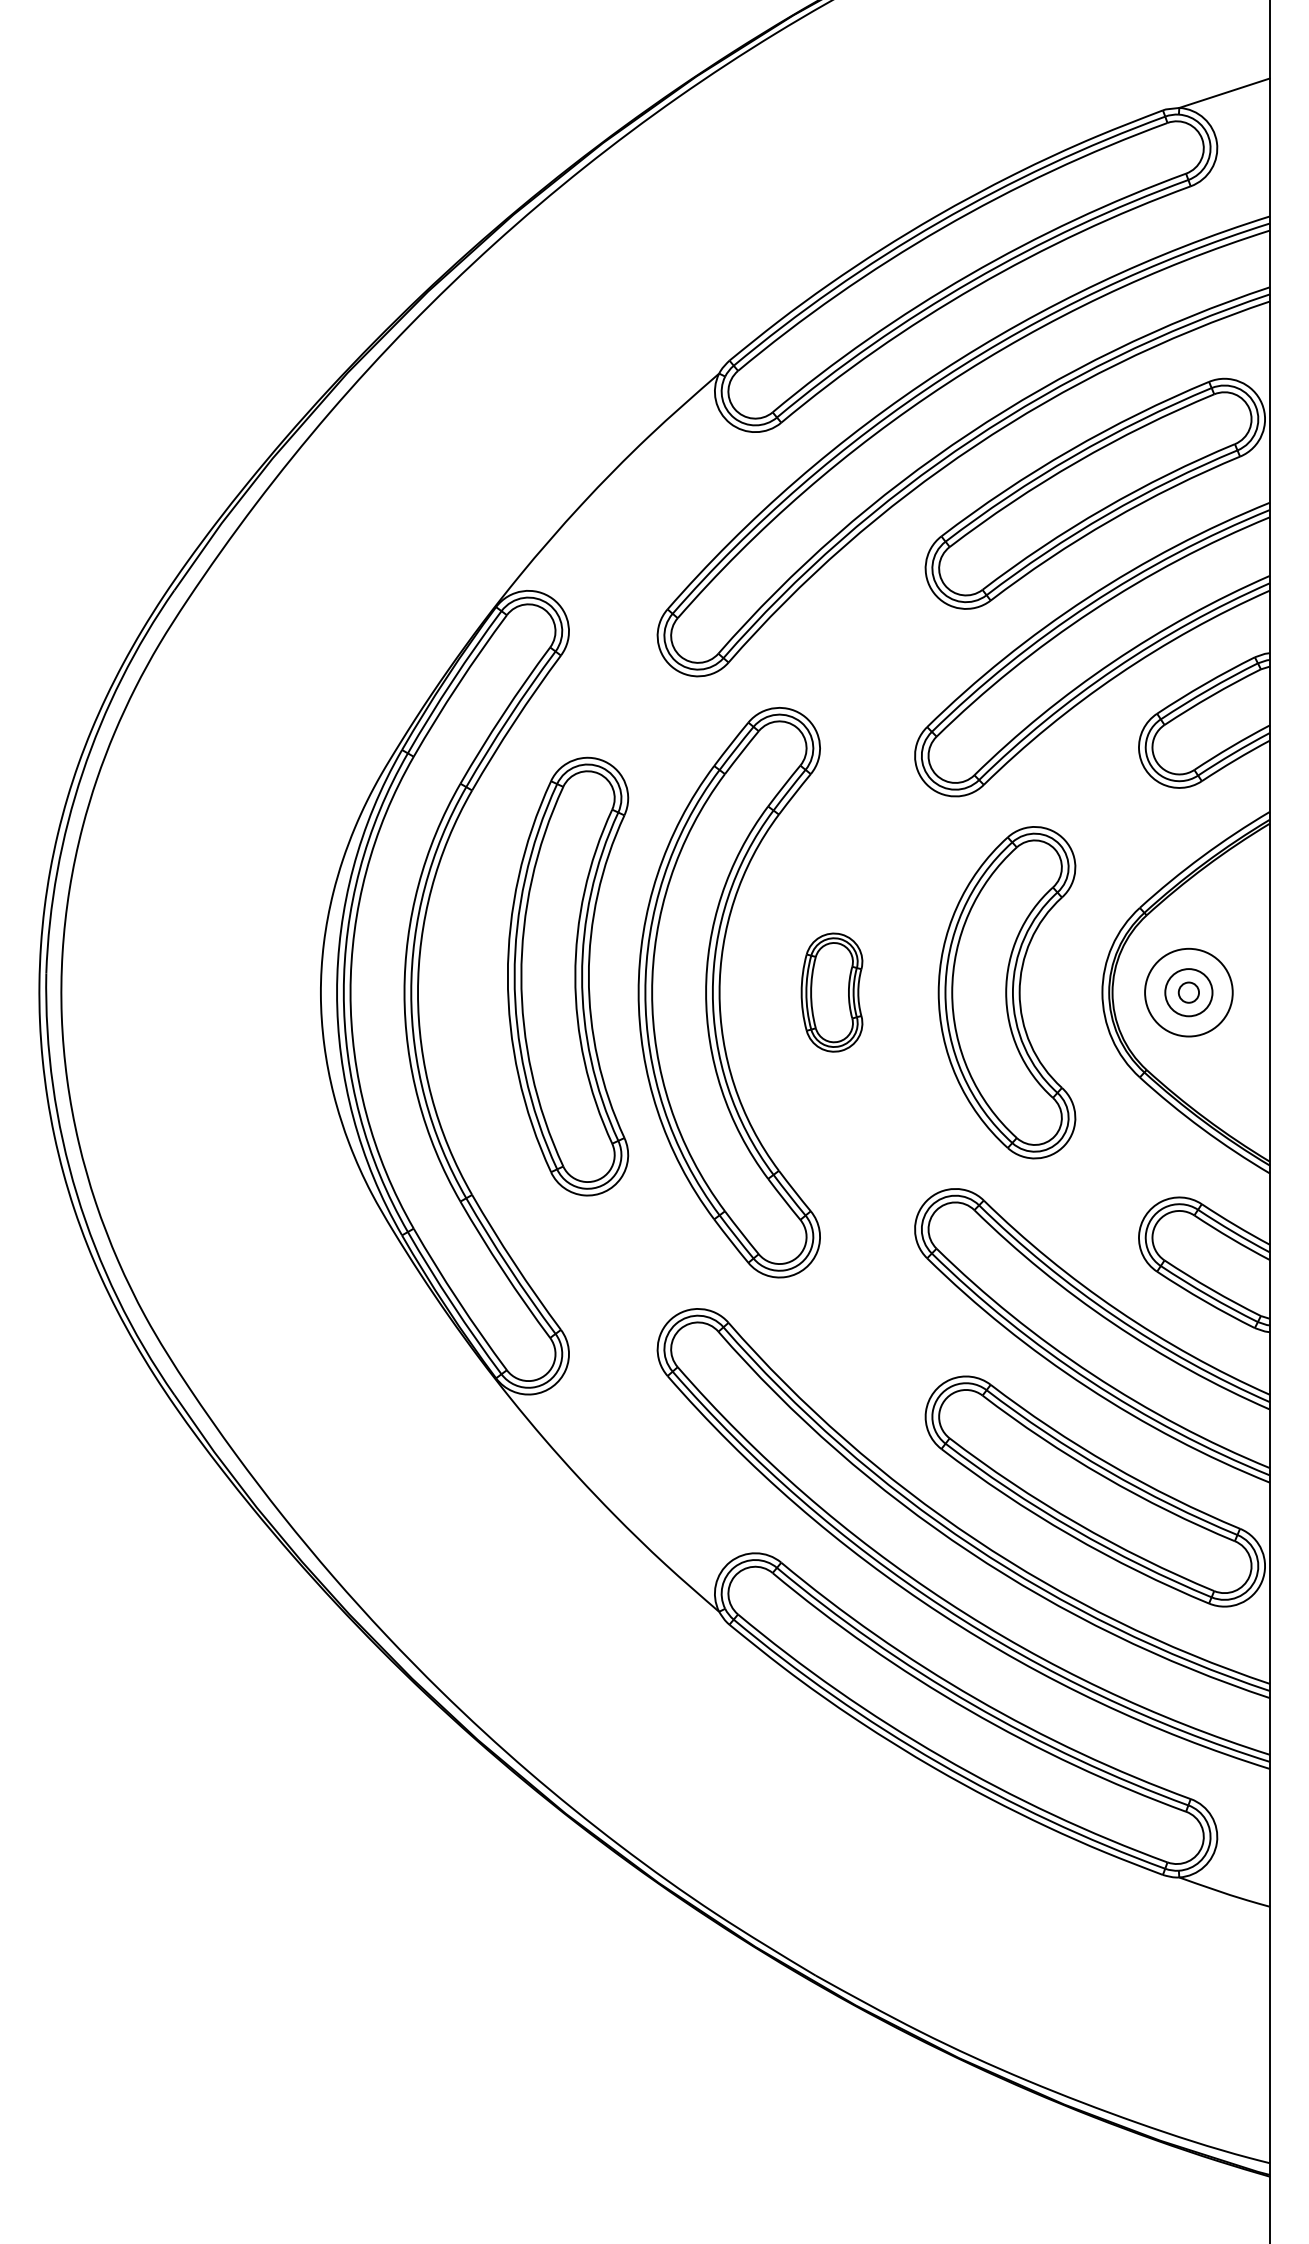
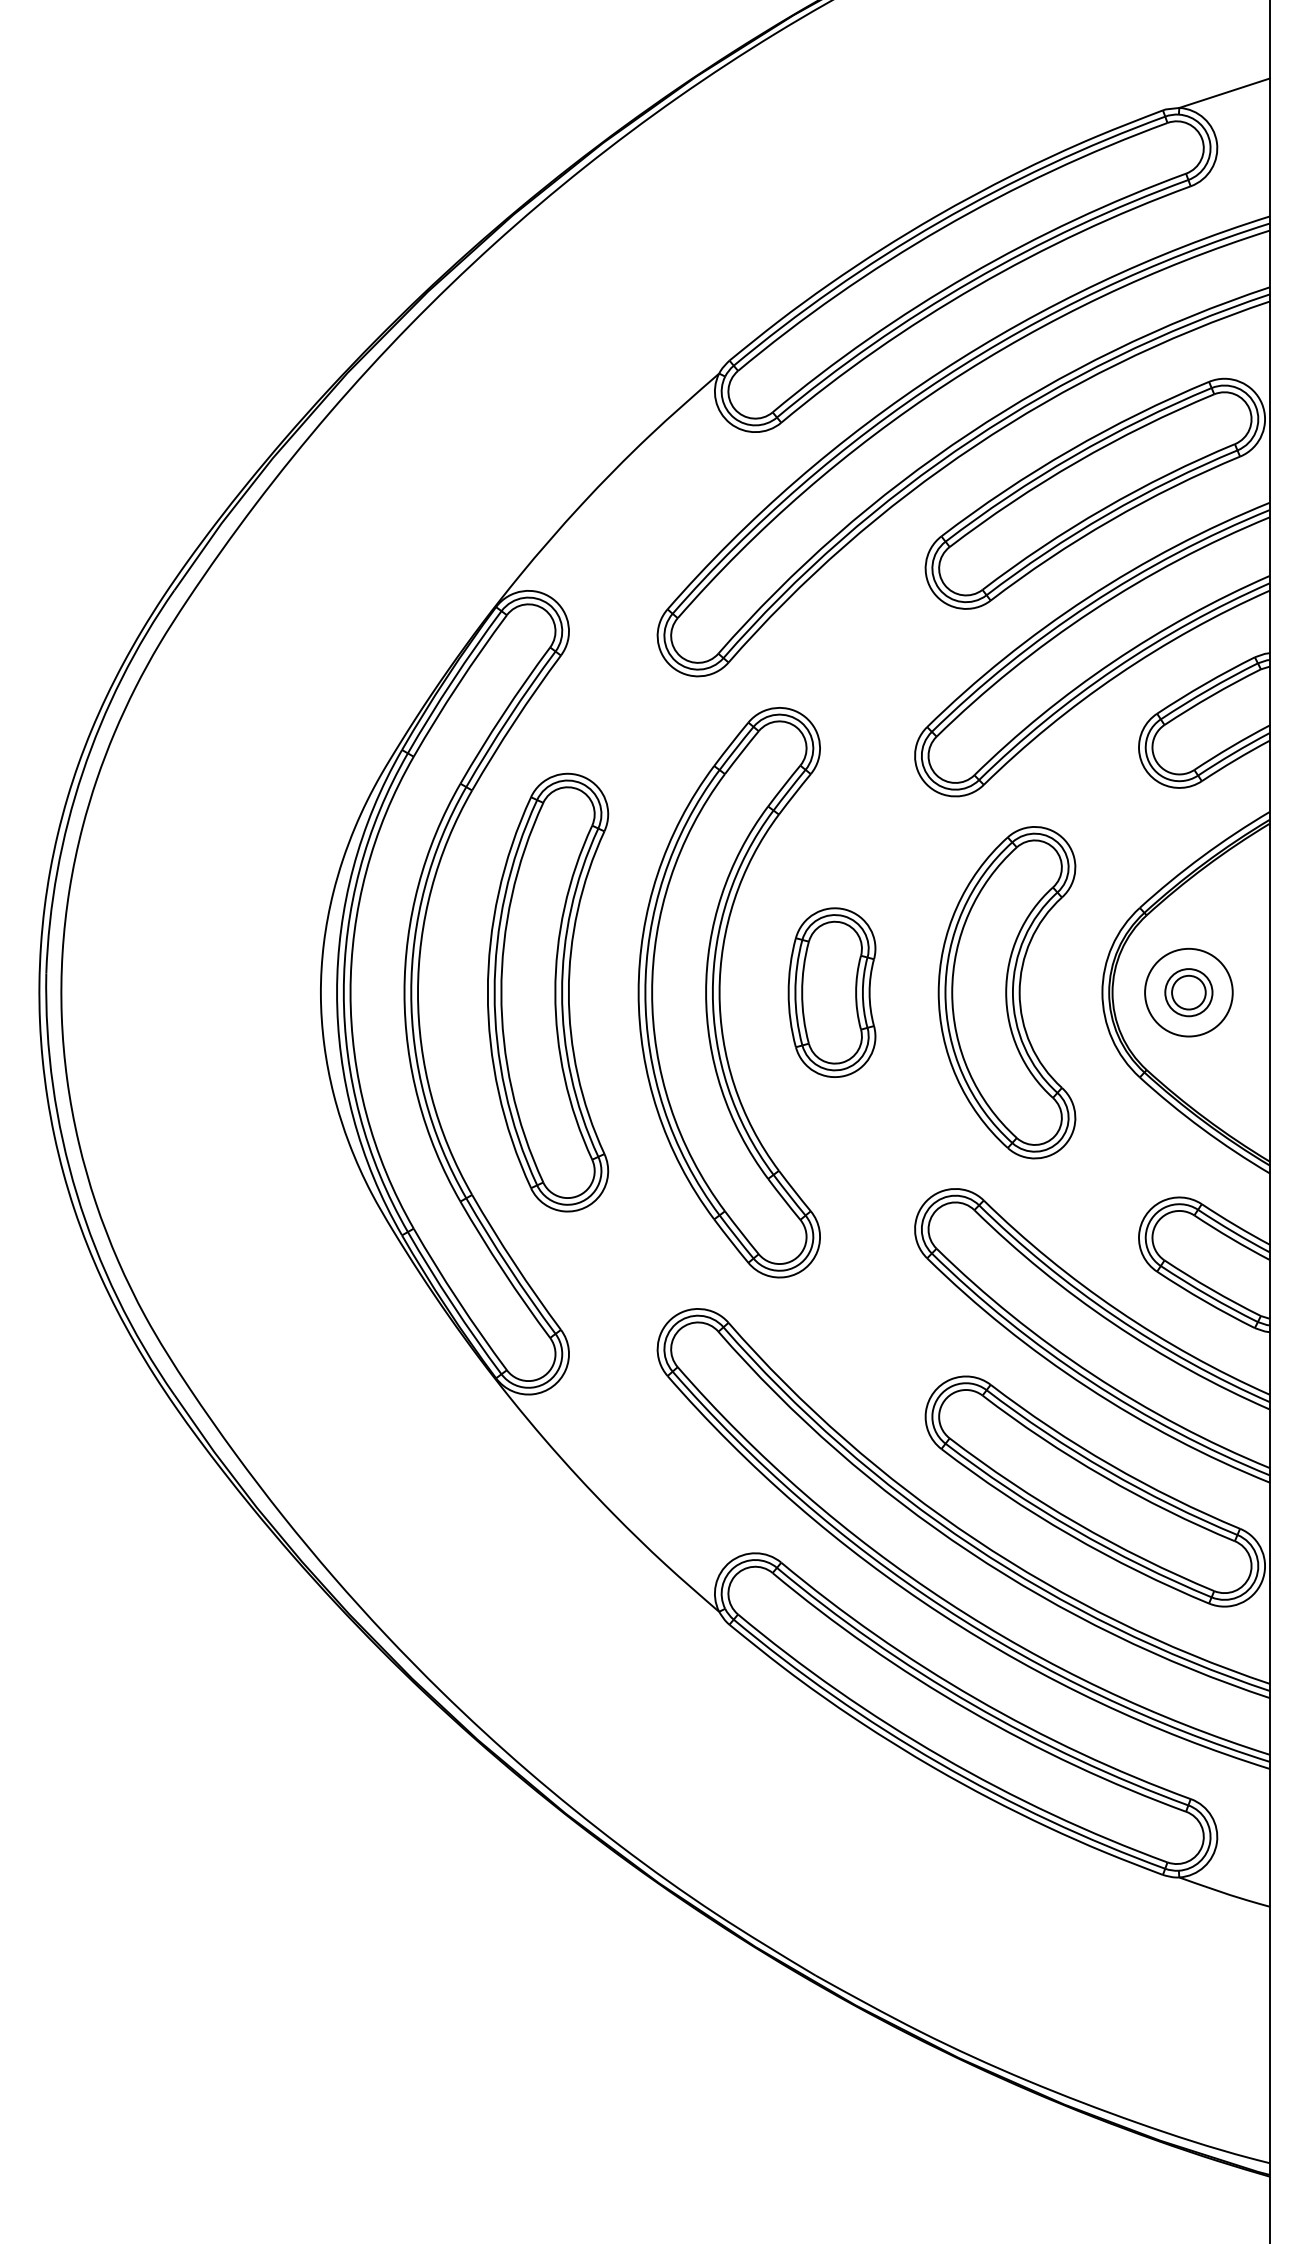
part position: (568, 976) -> (548, 992) (548, 992)
part size: 64x121 px -> 90x171 px (831, 992)
circle diameter: 20 px -> 34 px (1188, 992)
